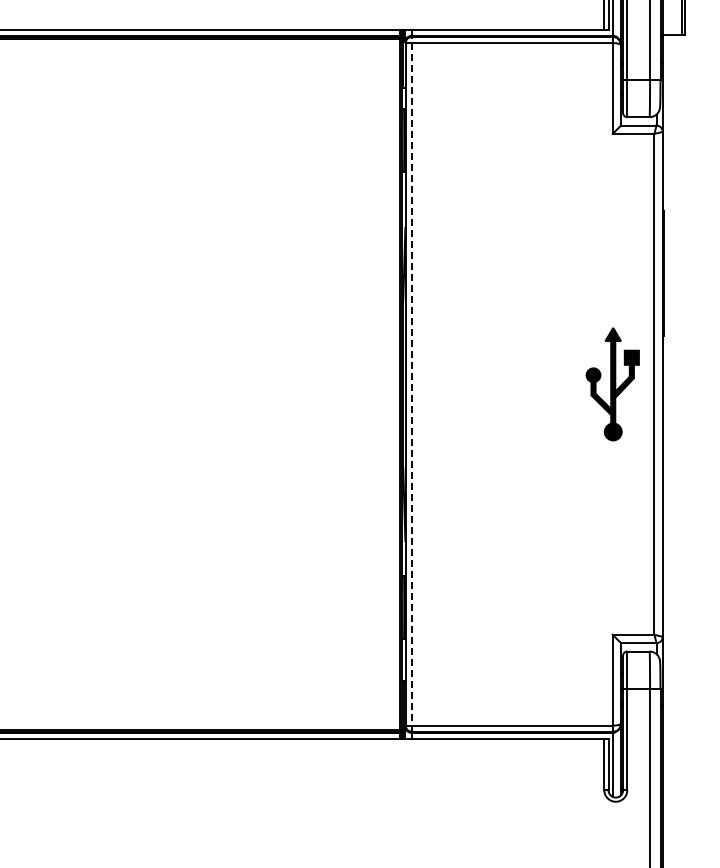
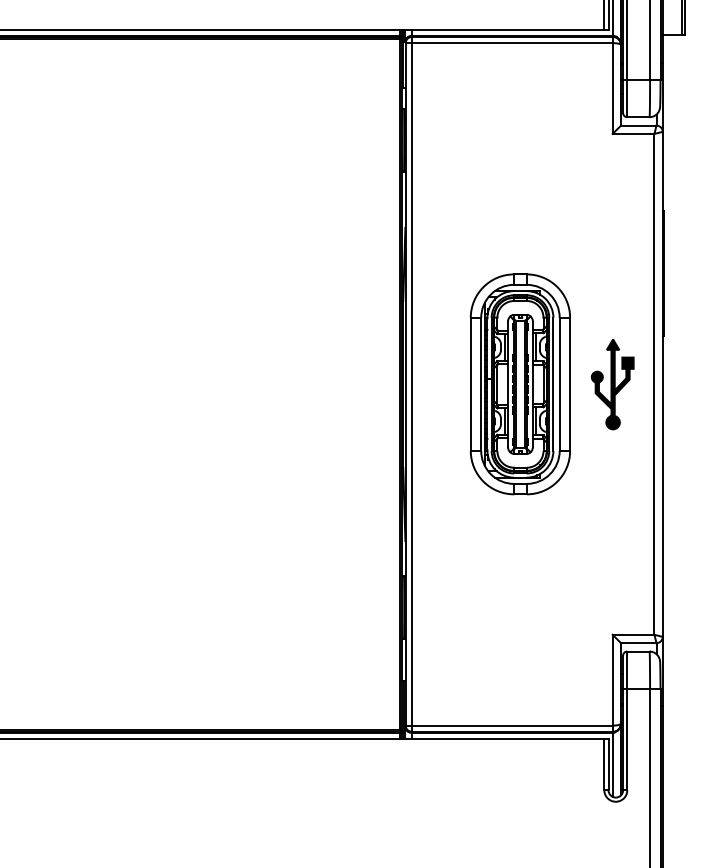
line: dashed -> solid (412, 383)
part: none -> present (519, 384)
part size: 55x115 px -> 45x92 px (612, 384)
